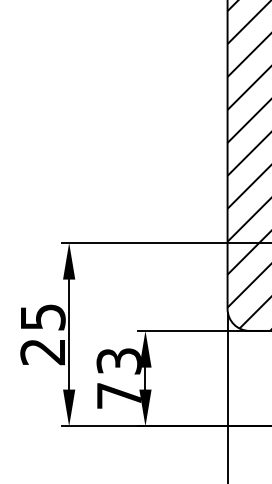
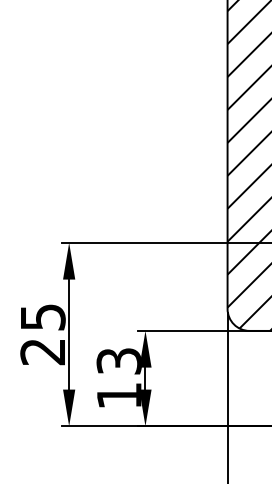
text: 73 -> 13 (119, 395)
